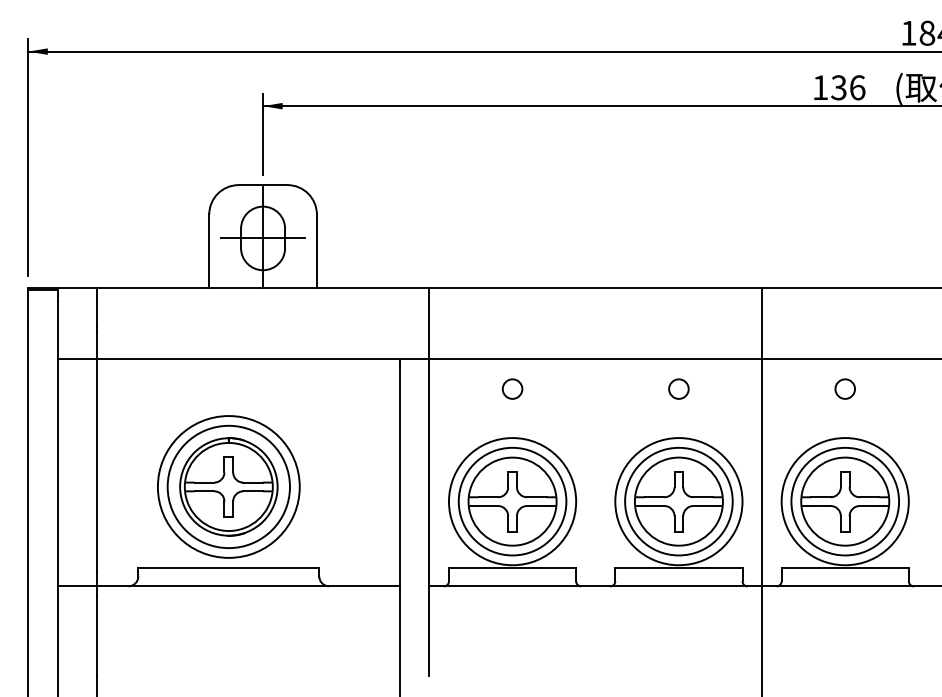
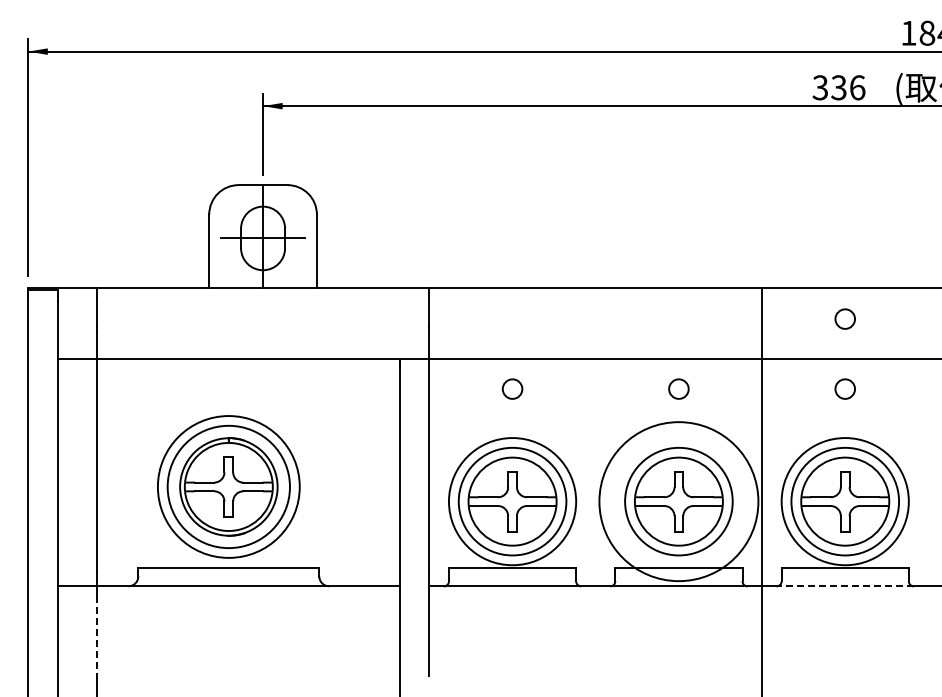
text: 136 -> 336 (819, 87)
circle: none -> present (844, 318)
circle diameter: 127 px -> 159 px (678, 501)
line: solid -> dashed (844, 586)
line: solid -> dashed (96, 636)
